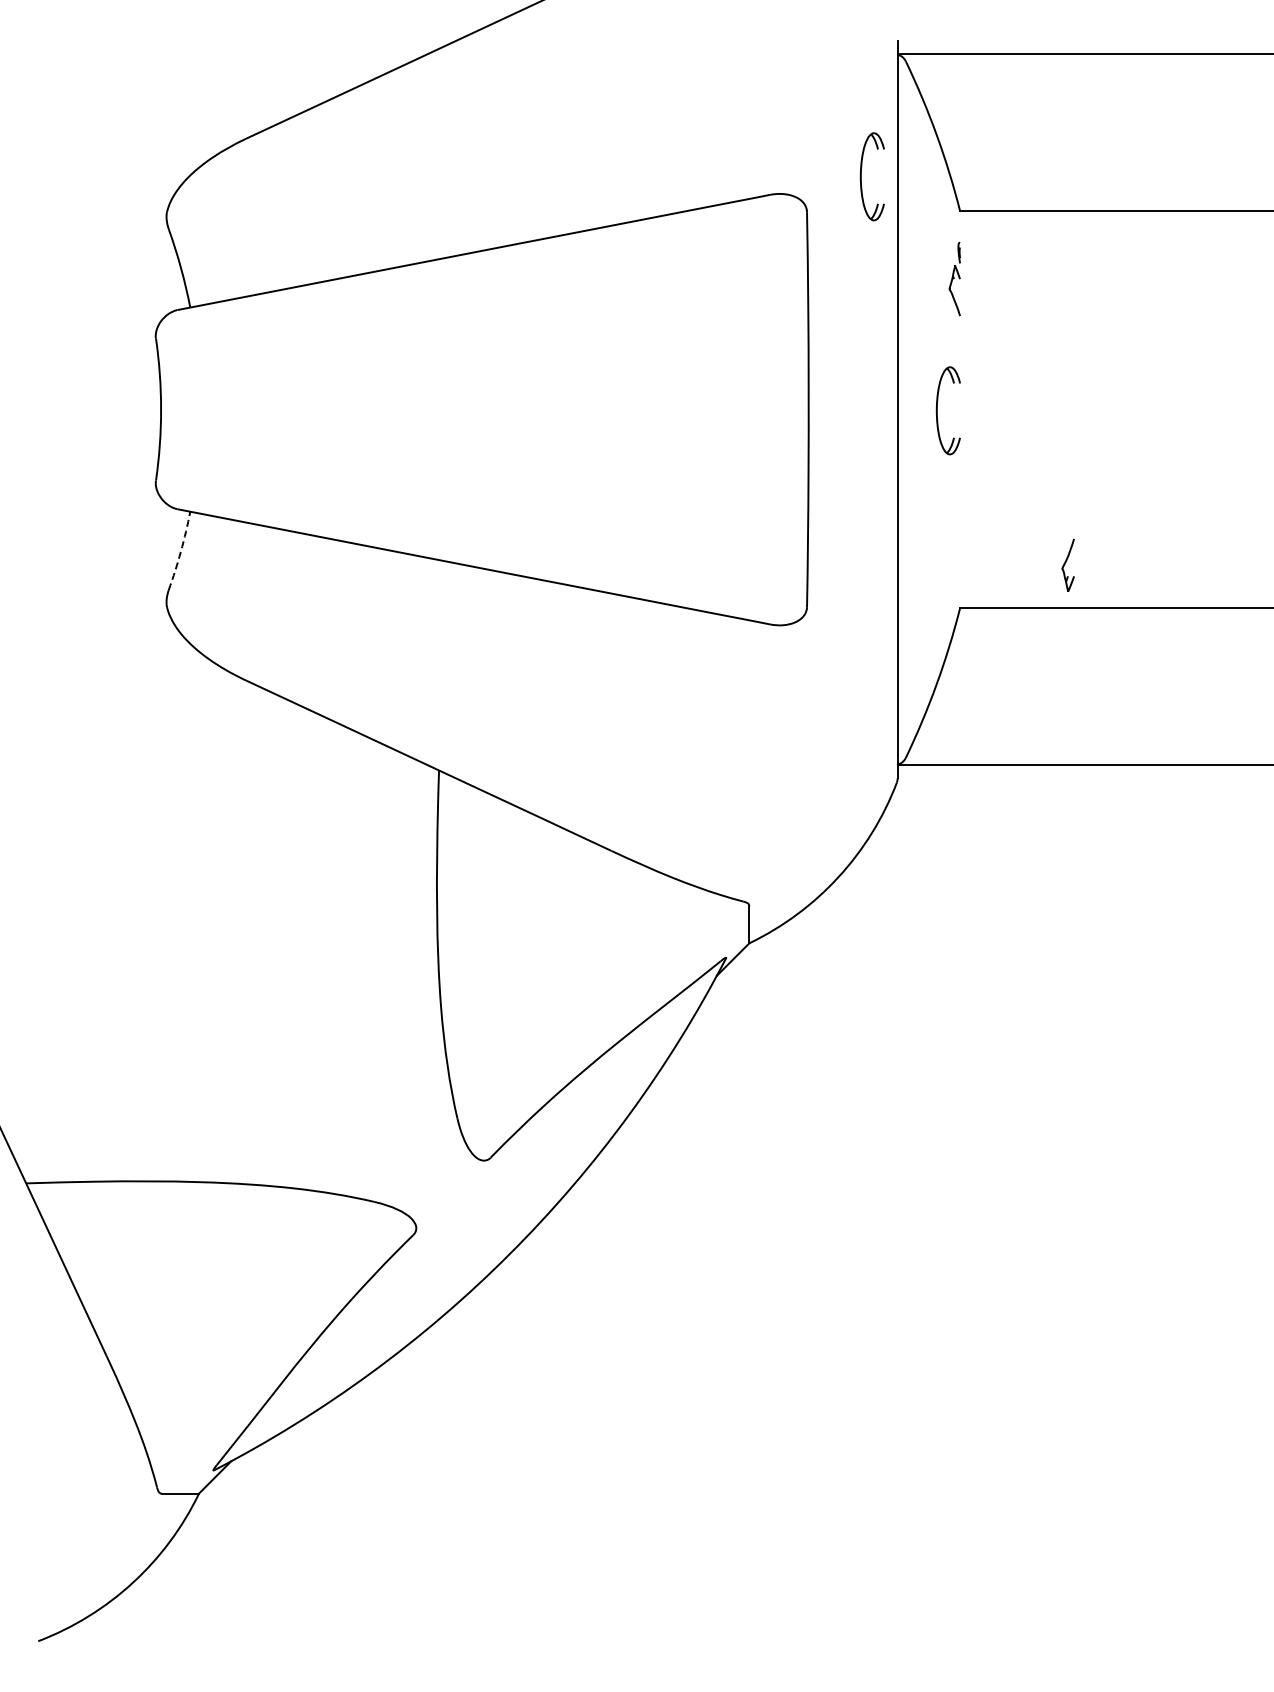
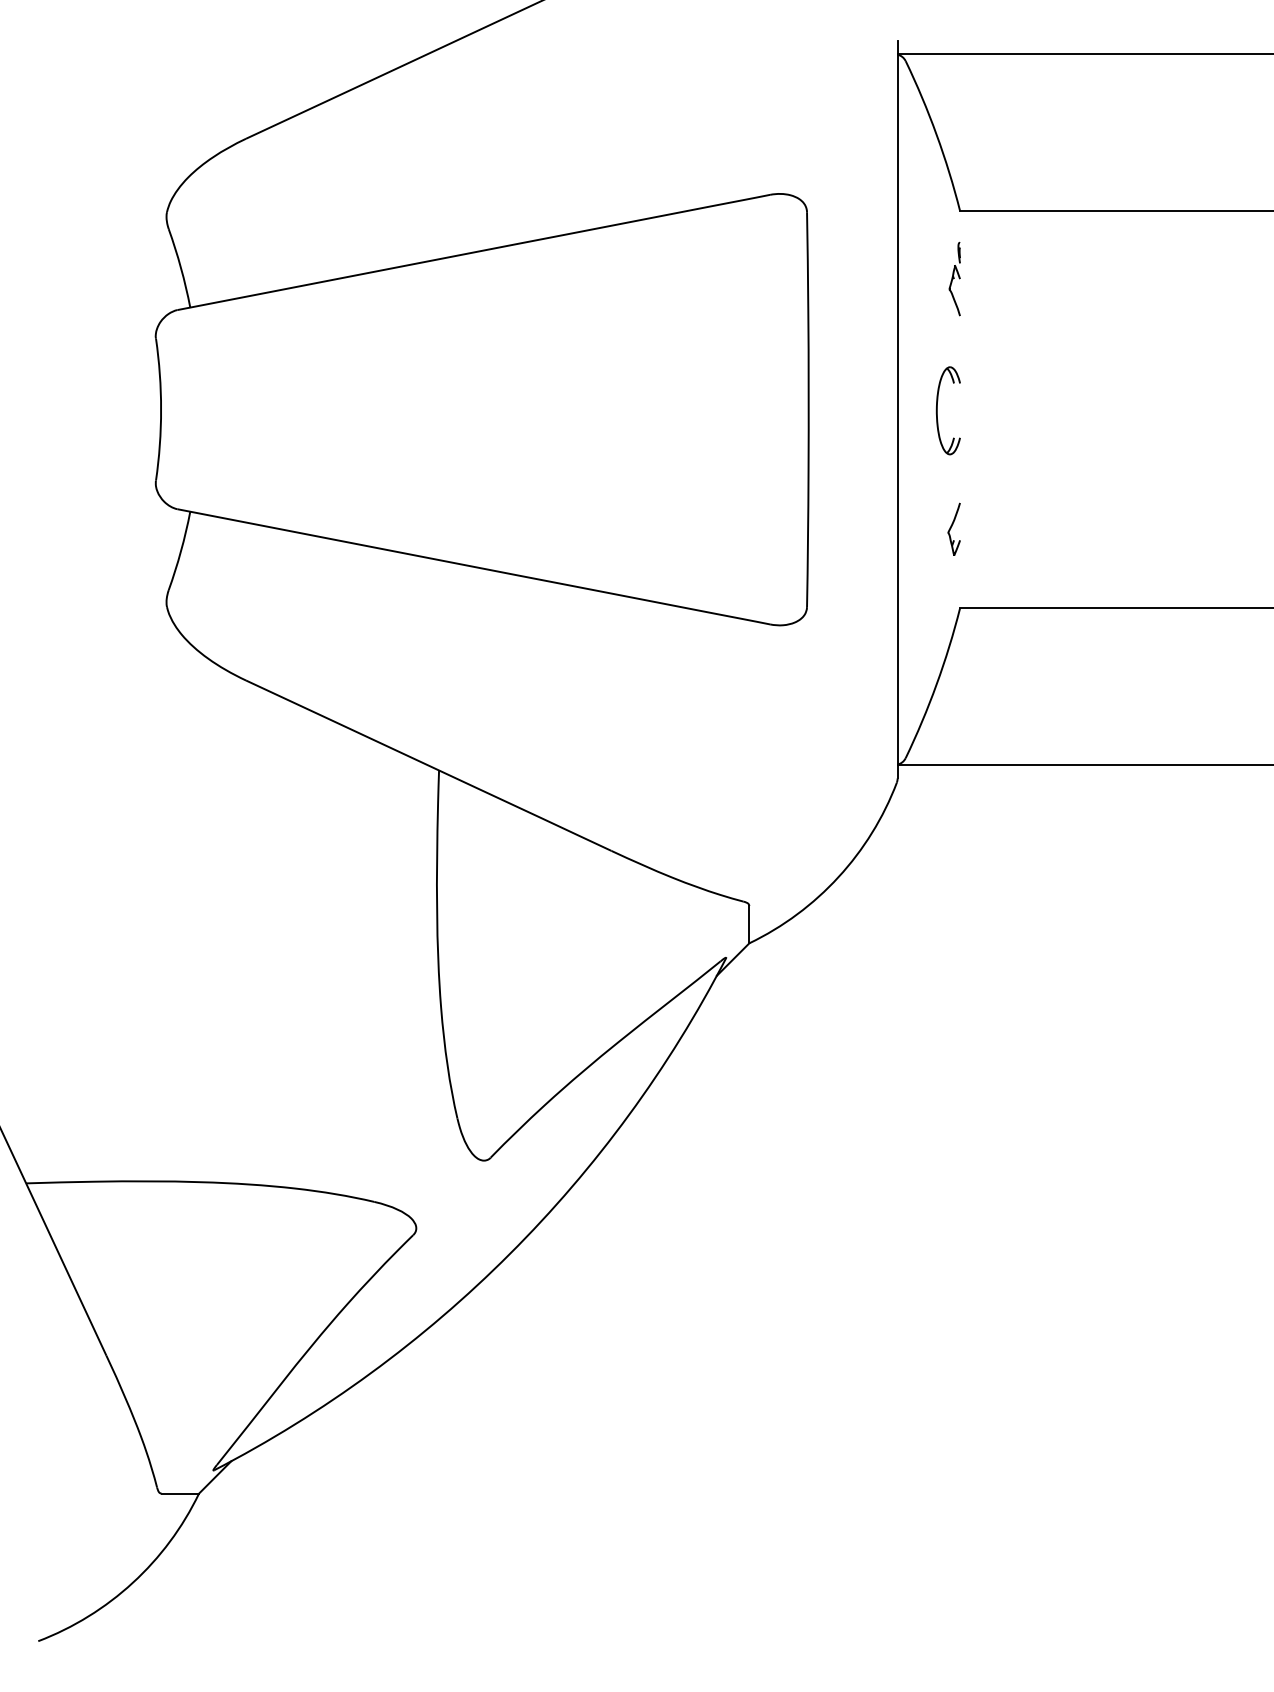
part: present -> none (861, 176)
arc: dashed -> solid (181, 551)
part position: (1067, 564) -> (953, 528) (953, 528)
